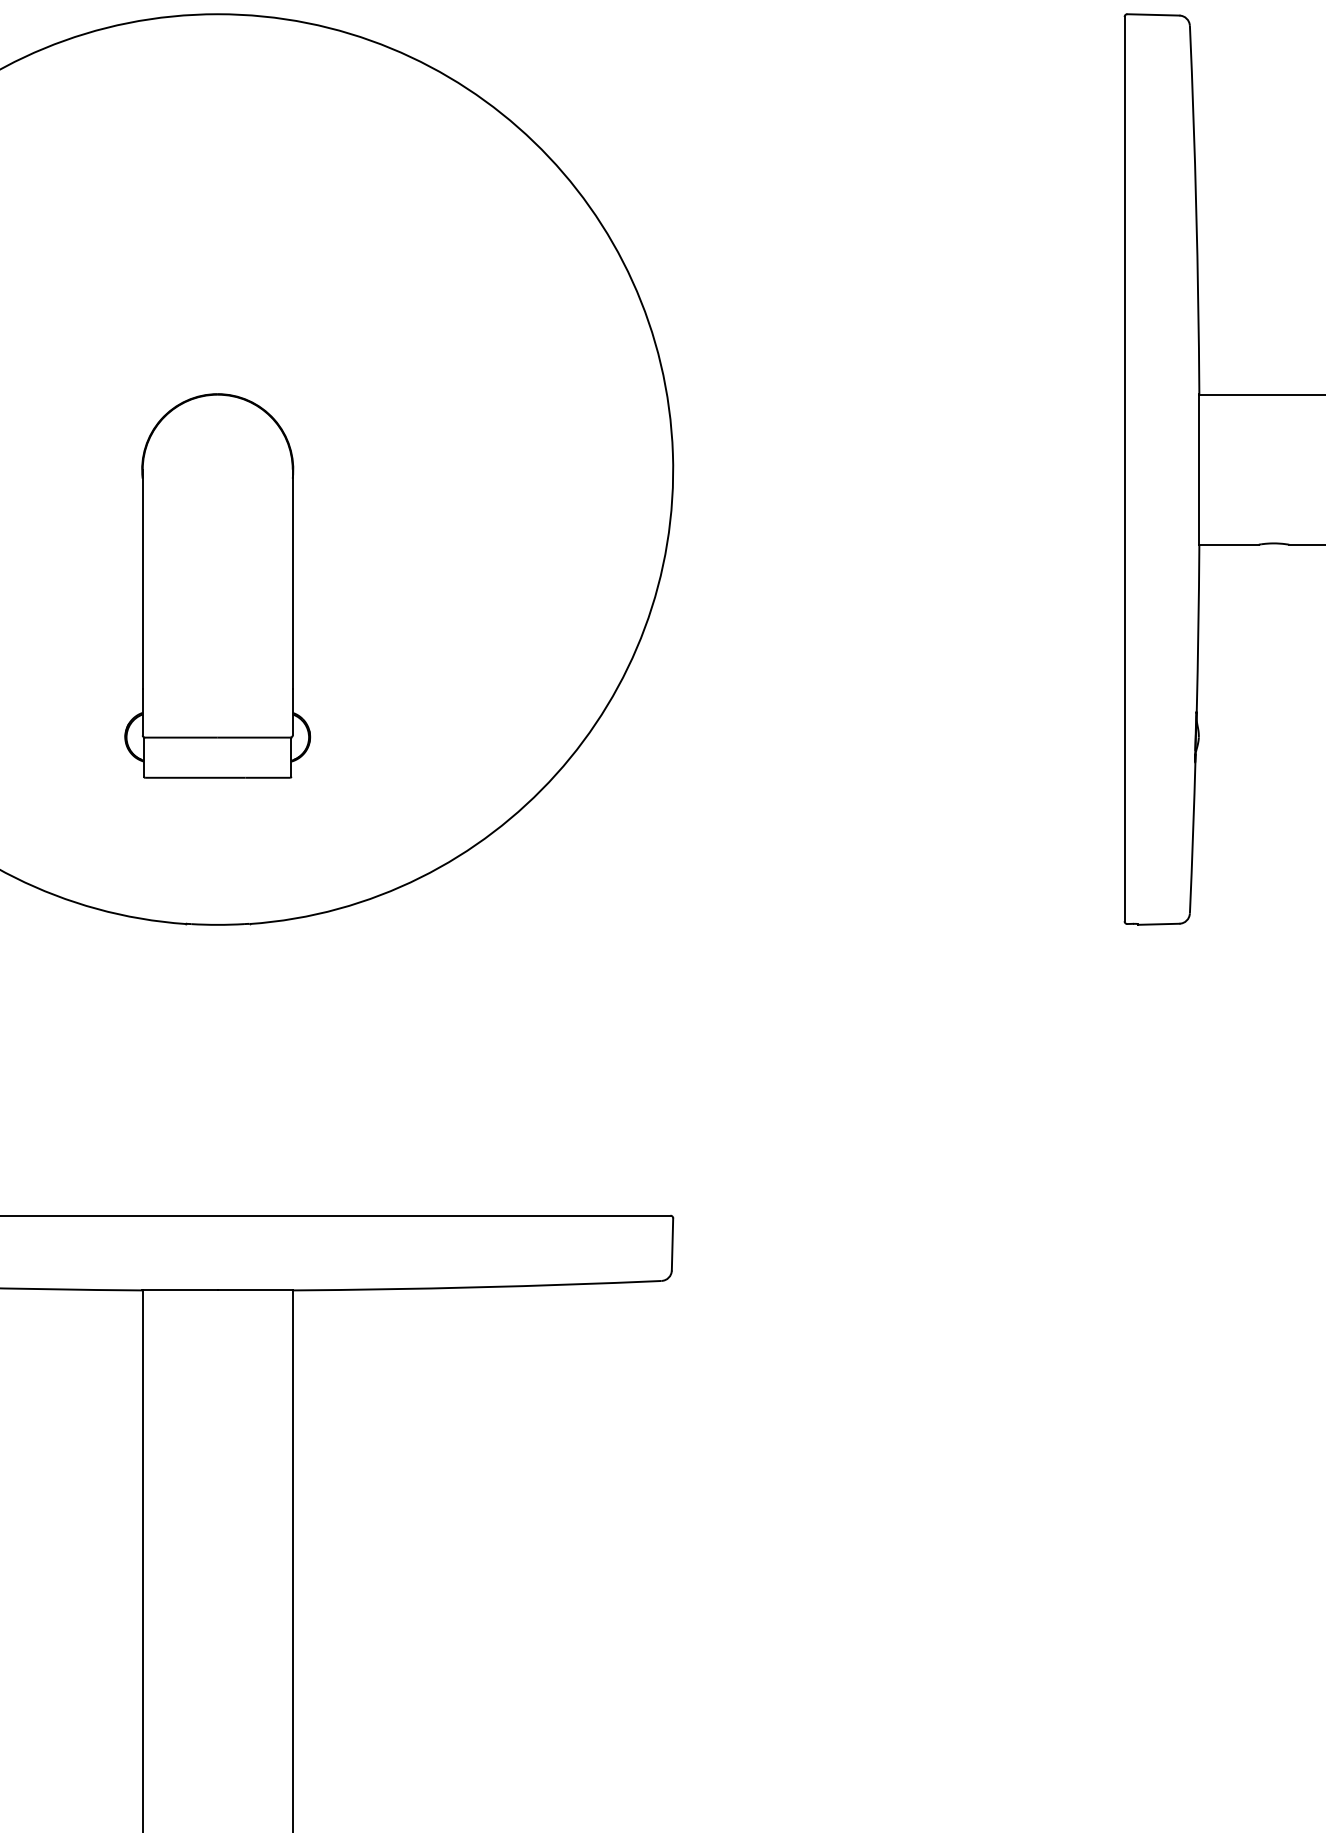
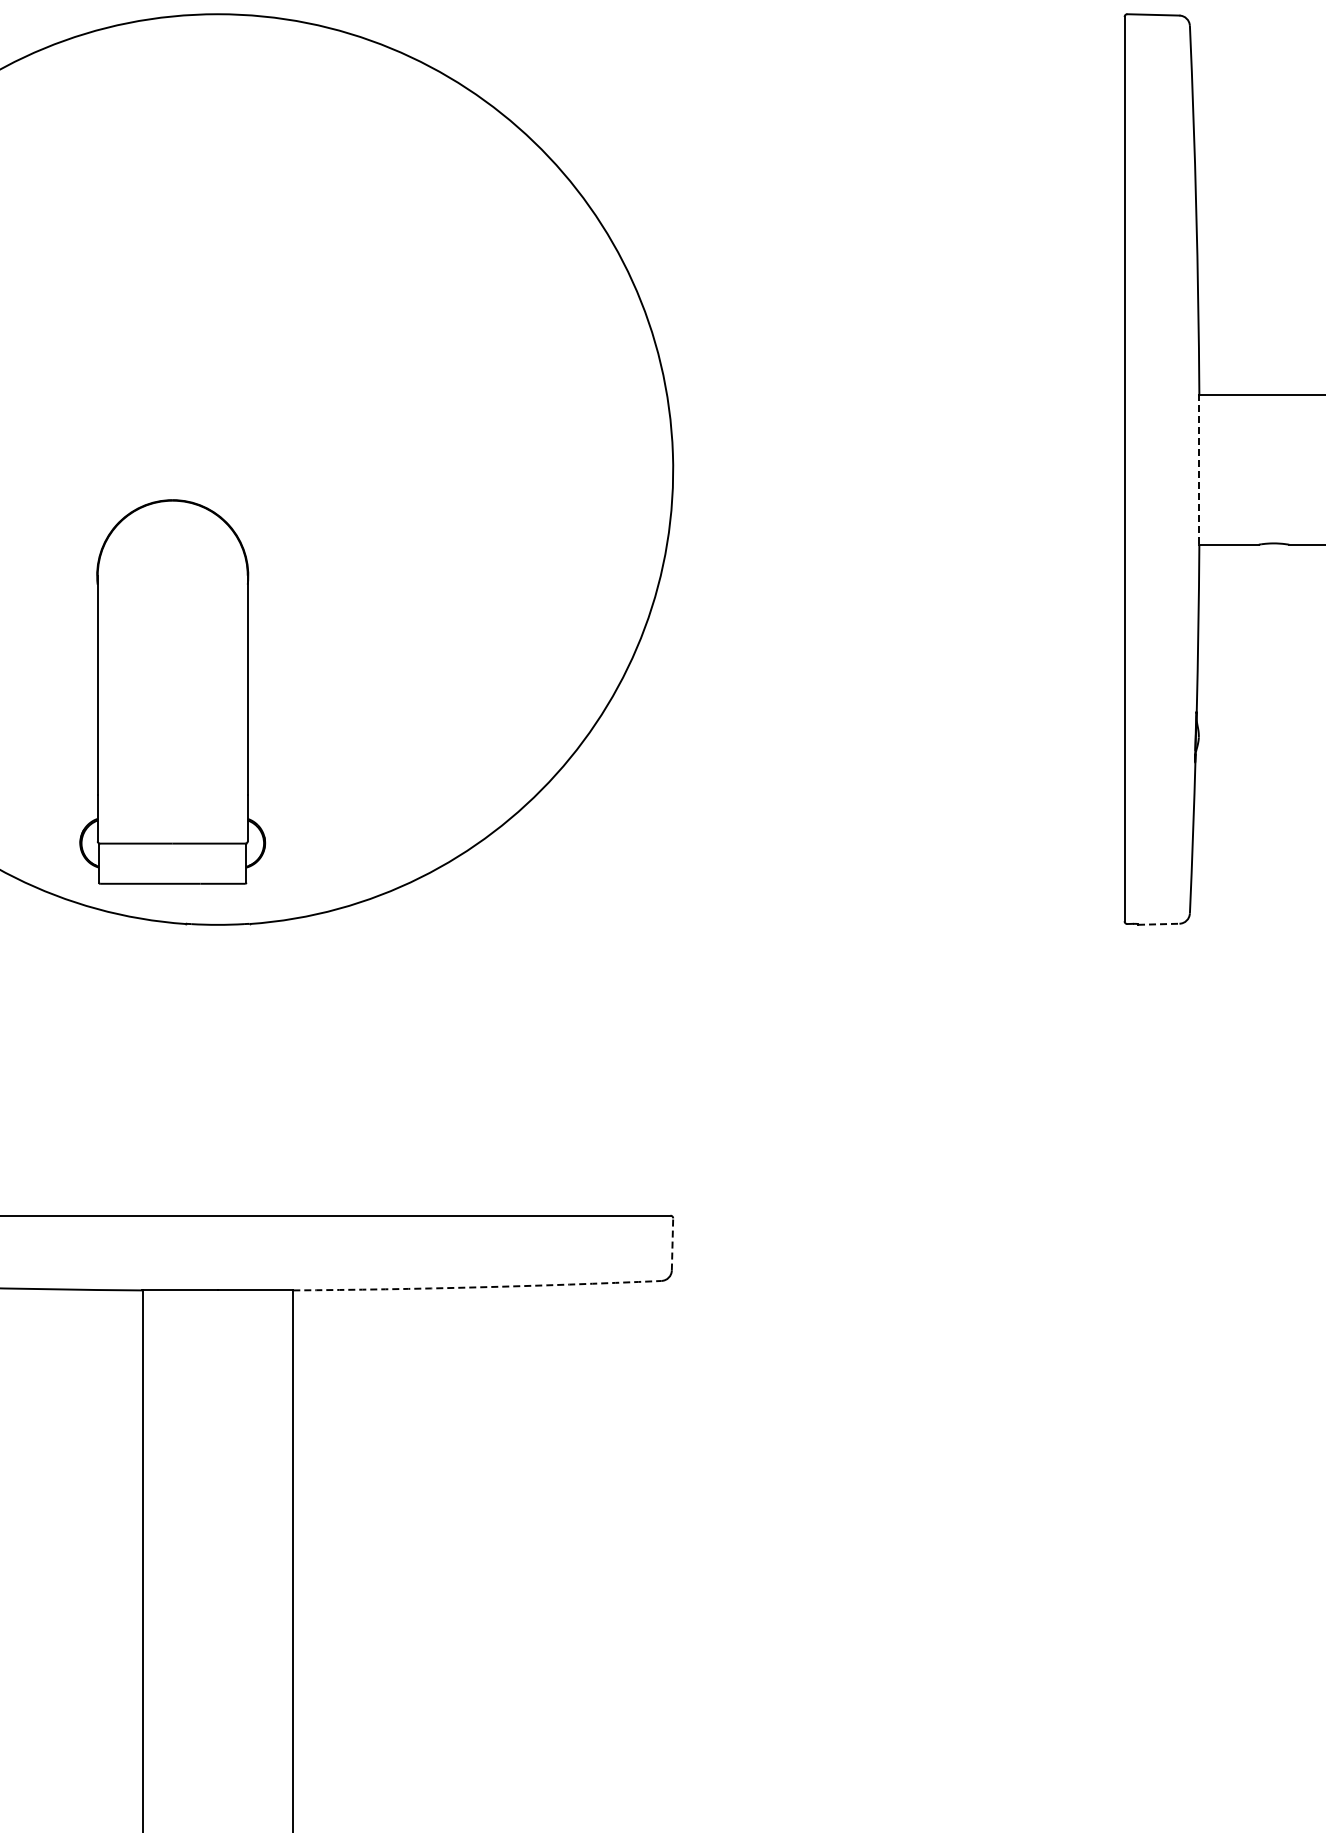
line: solid -> dashed (1199, 469)
part position: (217, 585) -> (172, 691) (172, 691)
line: solid -> dashed (1158, 924)
line: solid -> dashed (672, 1243)
arc: solid -> dashed (477, 1287)
